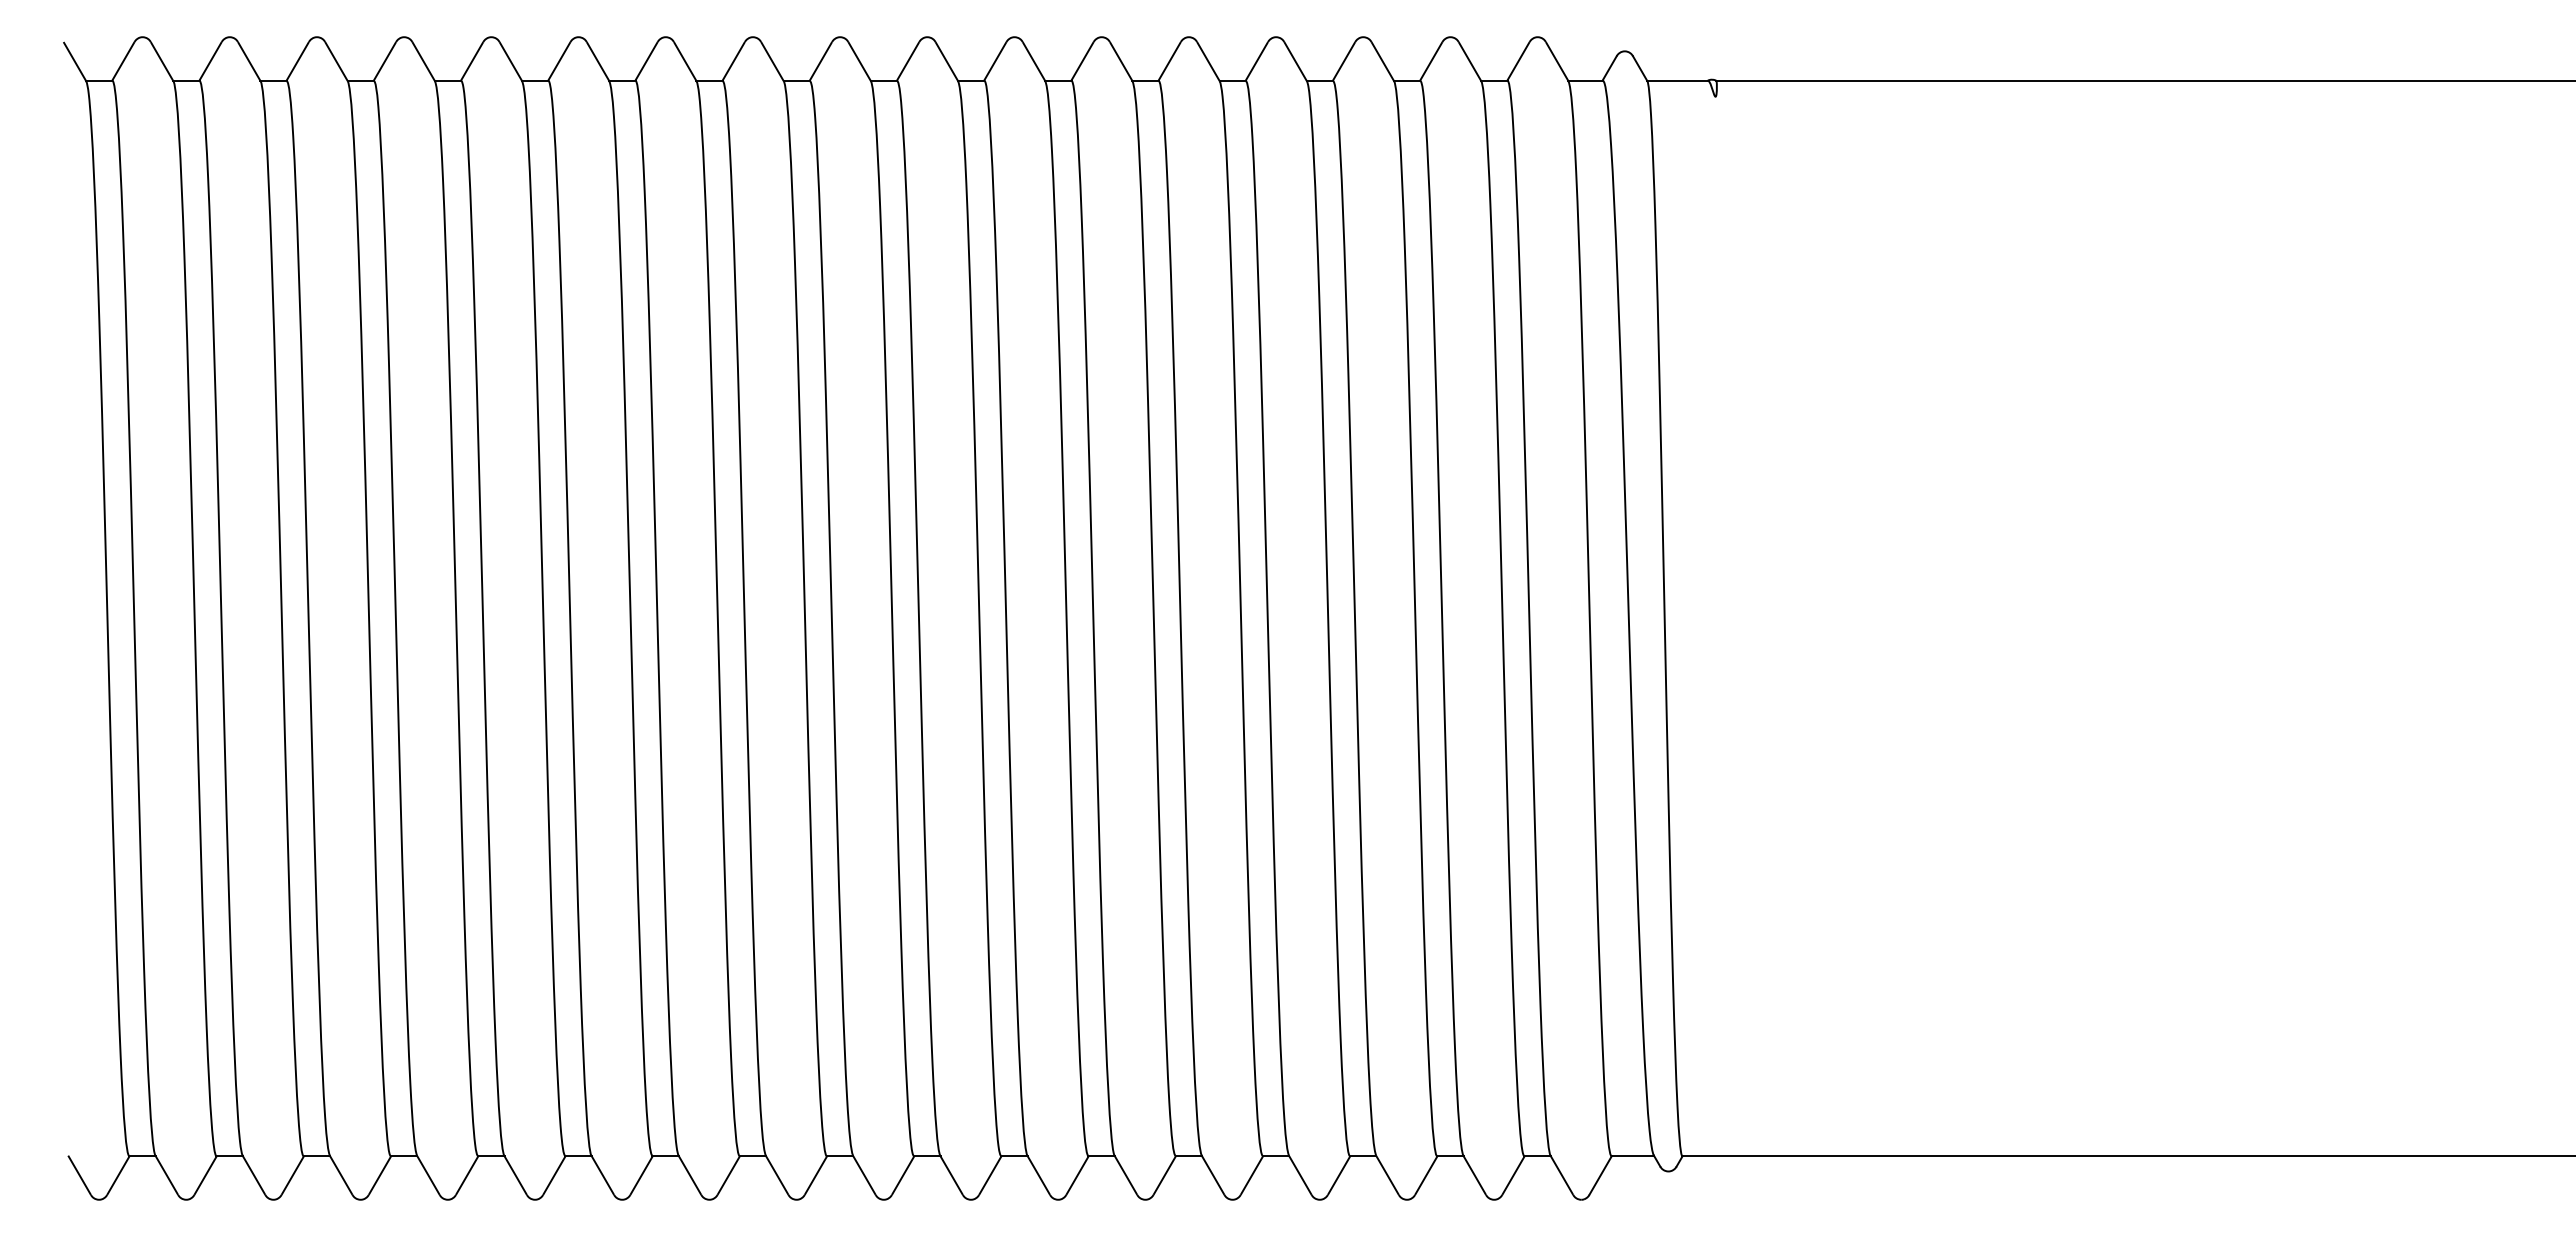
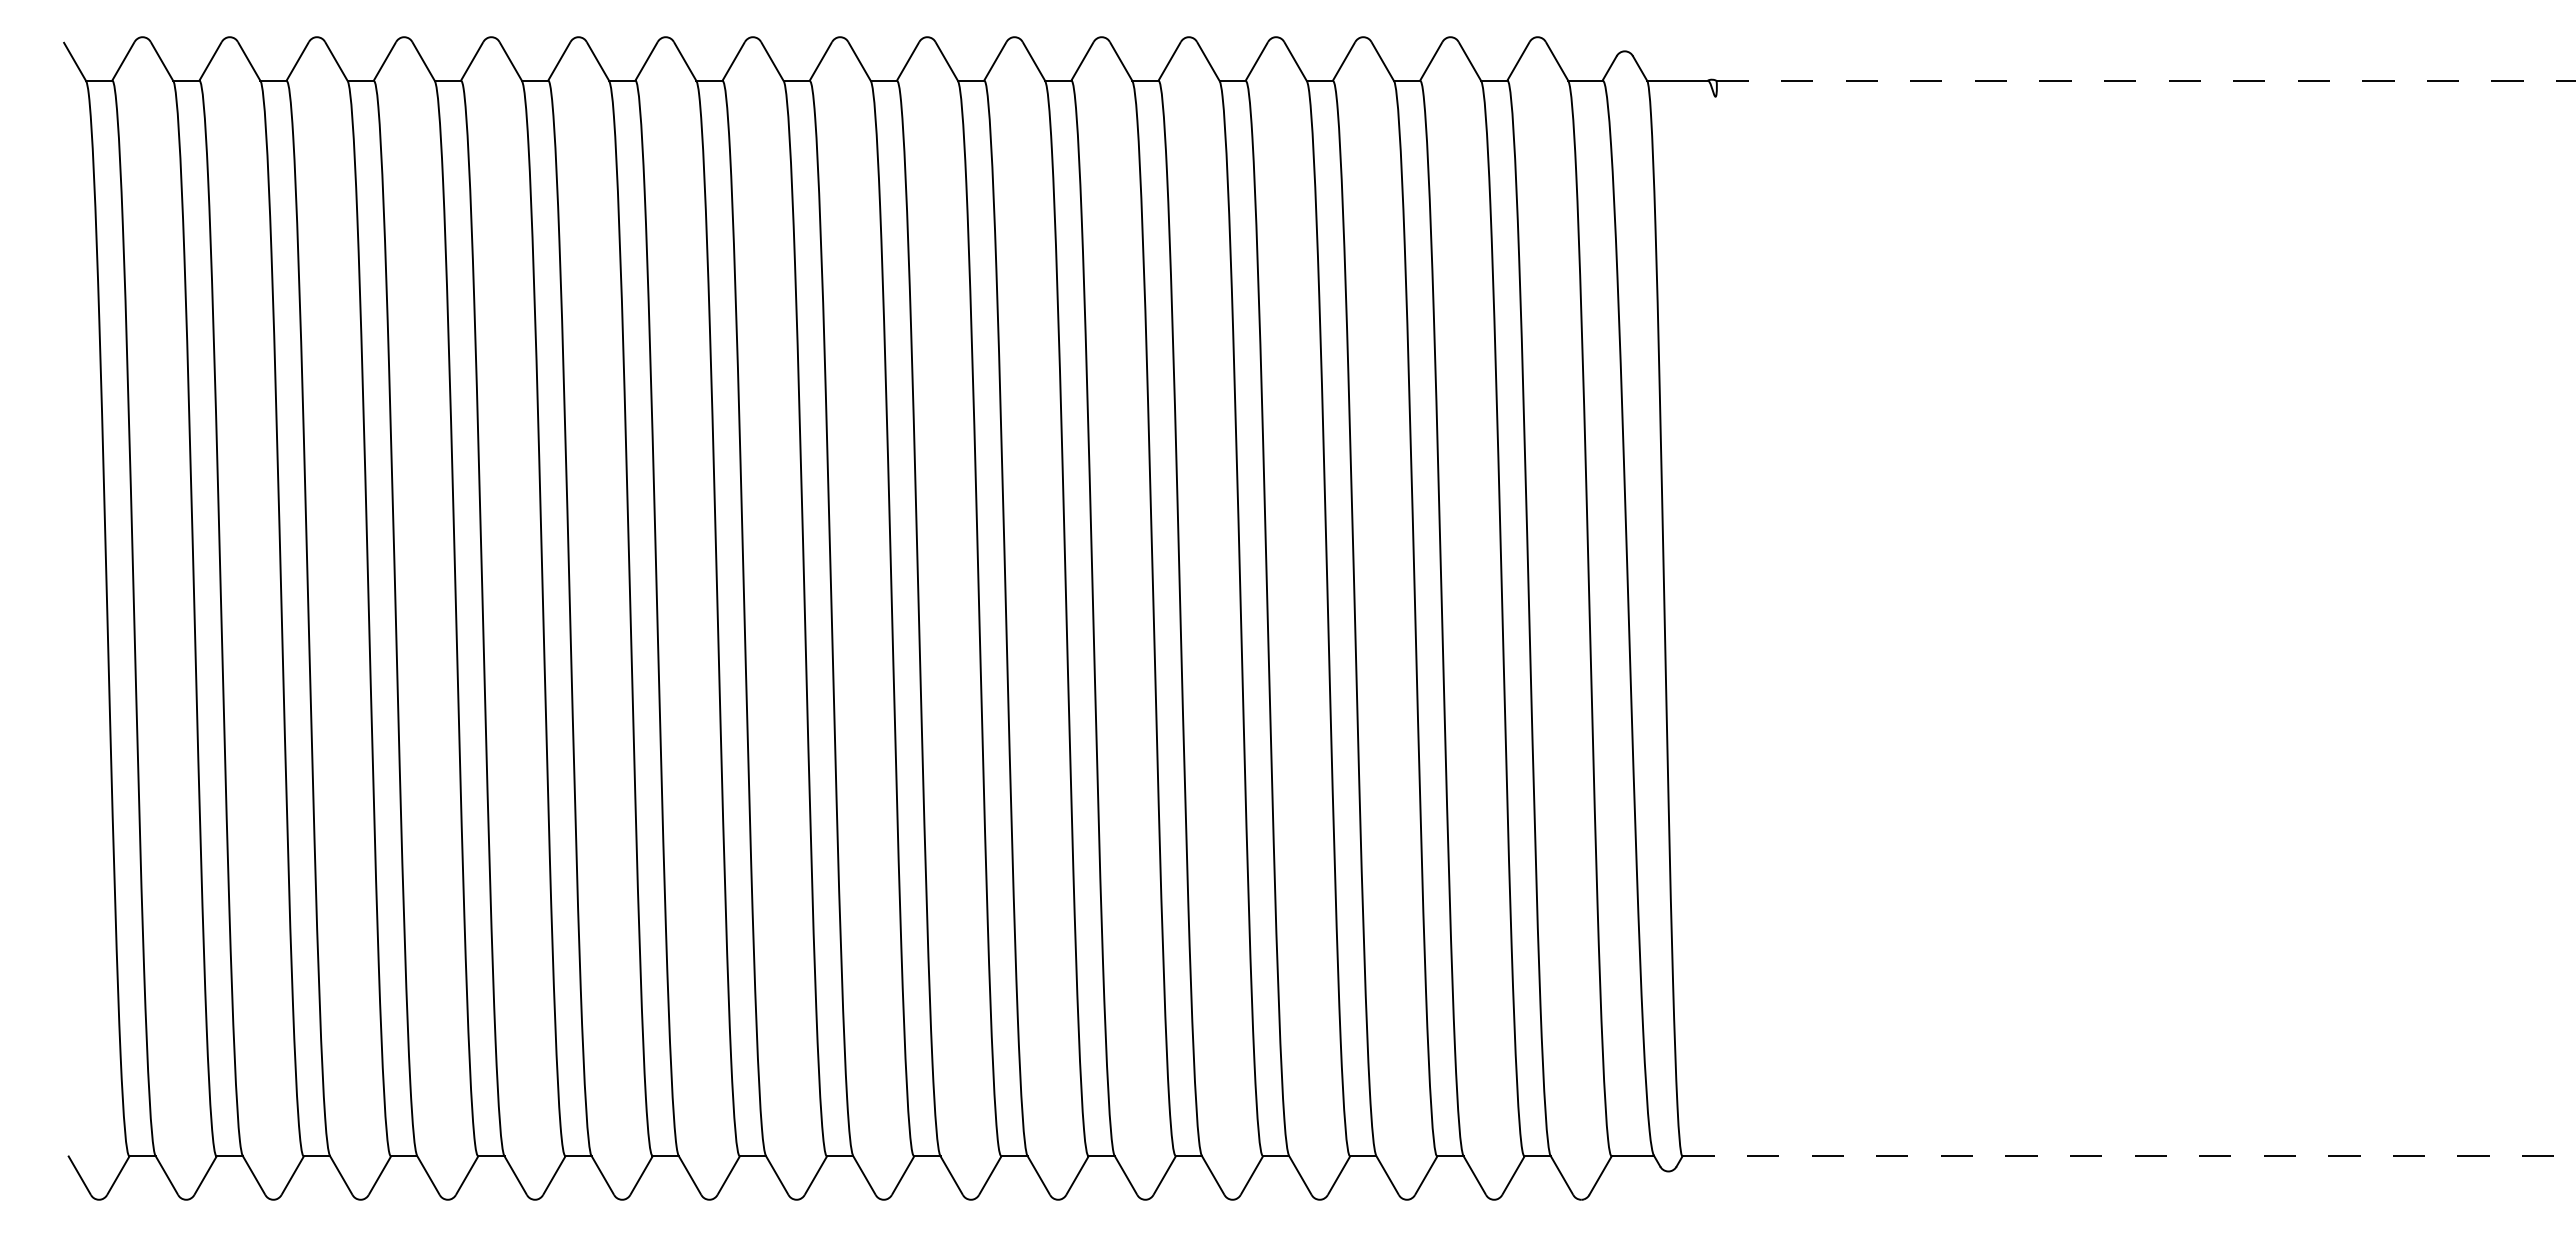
line: solid -> dashed (2146, 80)
line: solid -> dashed (2129, 1156)
